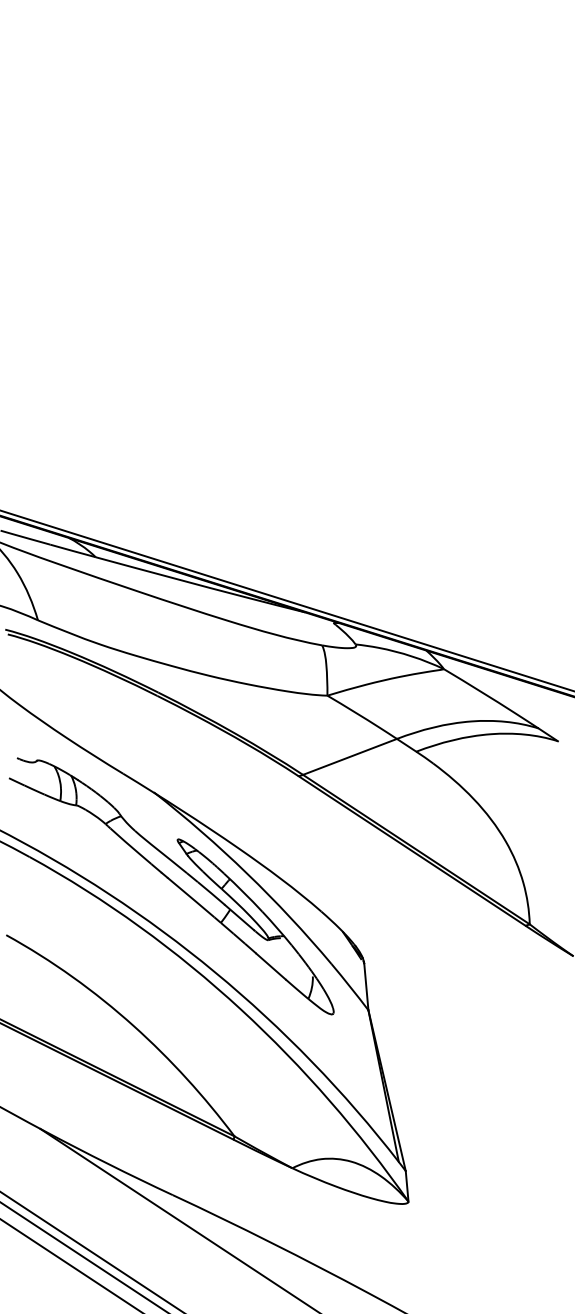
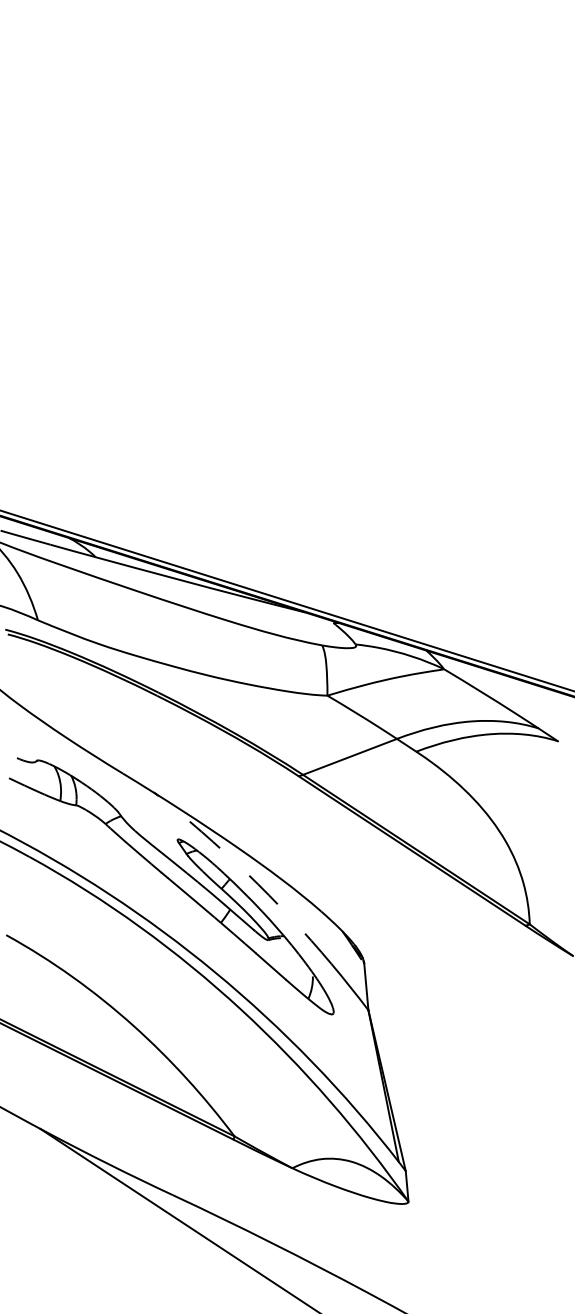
arc: solid -> dashed (247, 873)
line: present -> none (91, 1251)
line: present -> none (83, 1256)
line: present -> none (70, 1265)
